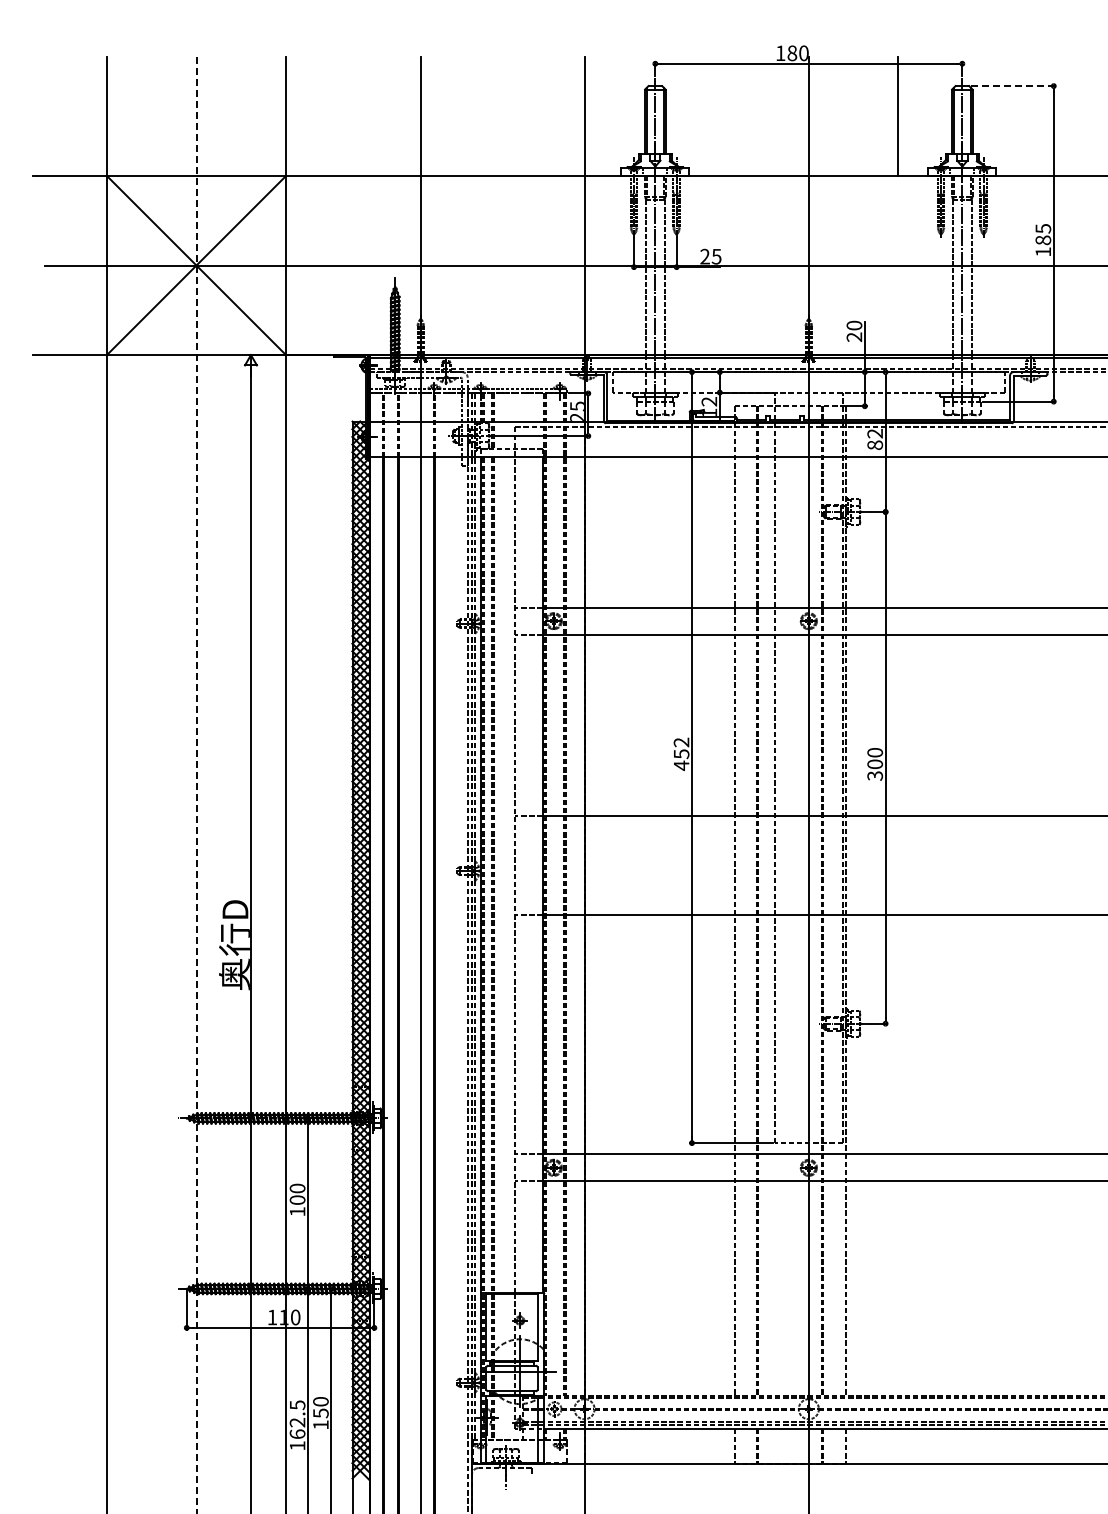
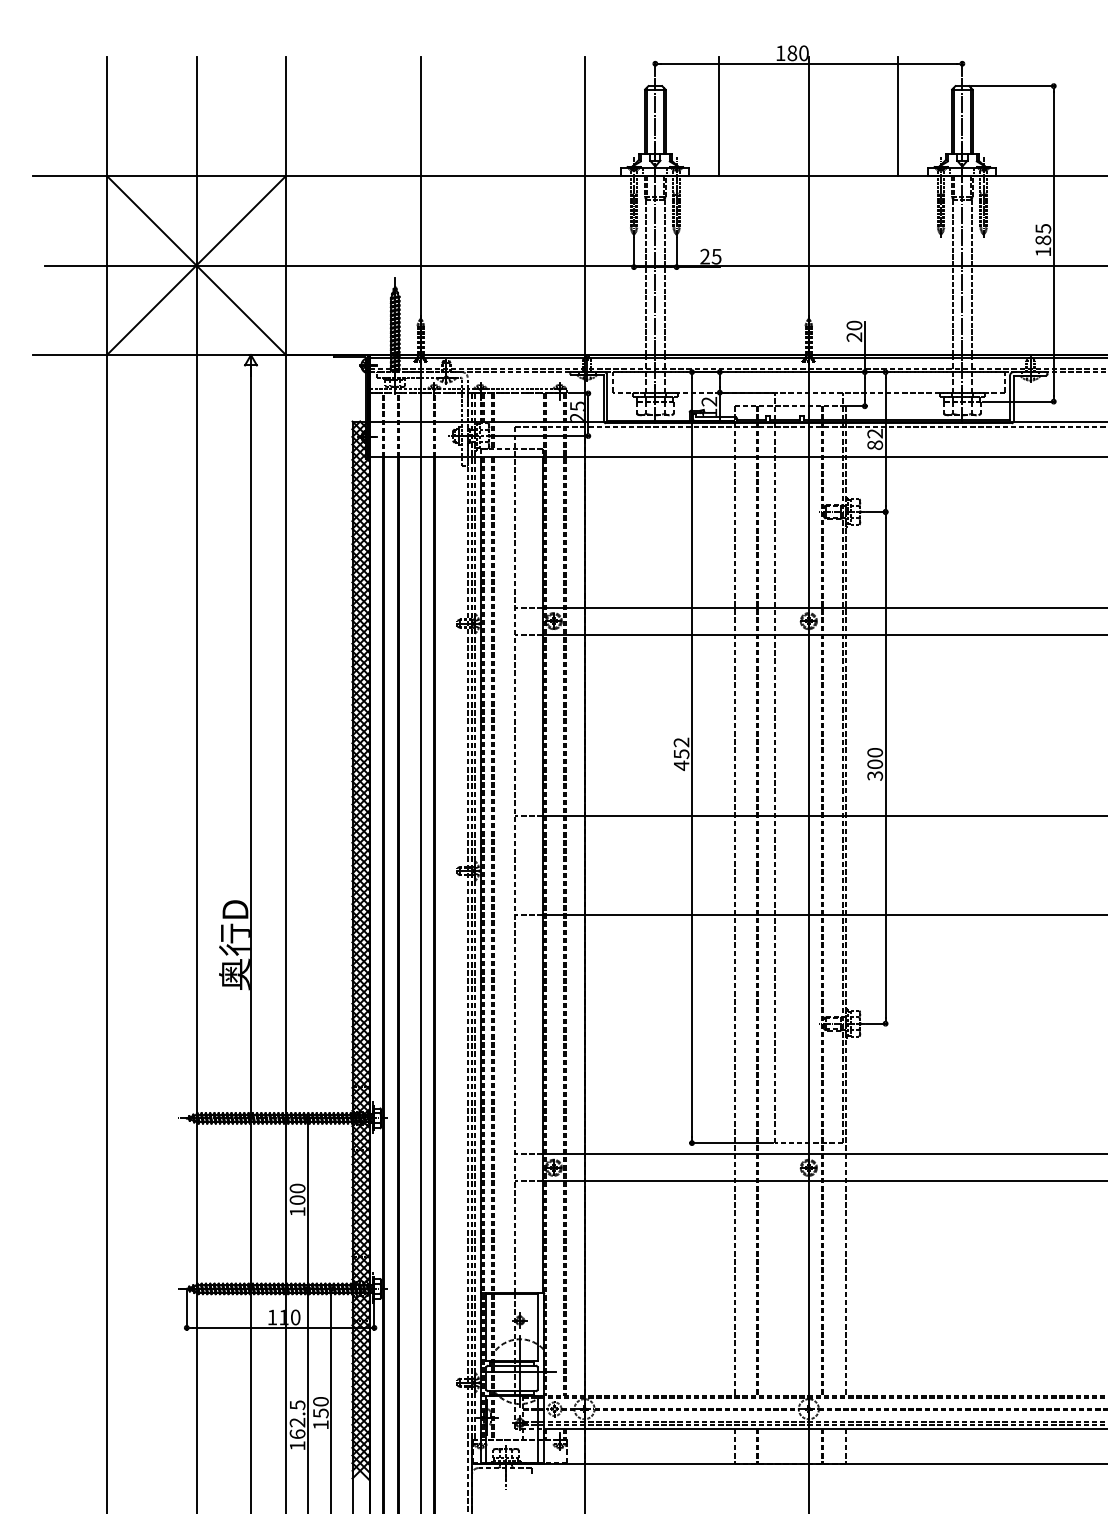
line: dashed -> solid (1013, 86)
line: none -> present (719, 115)
line: dashed -> solid (196, 785)
